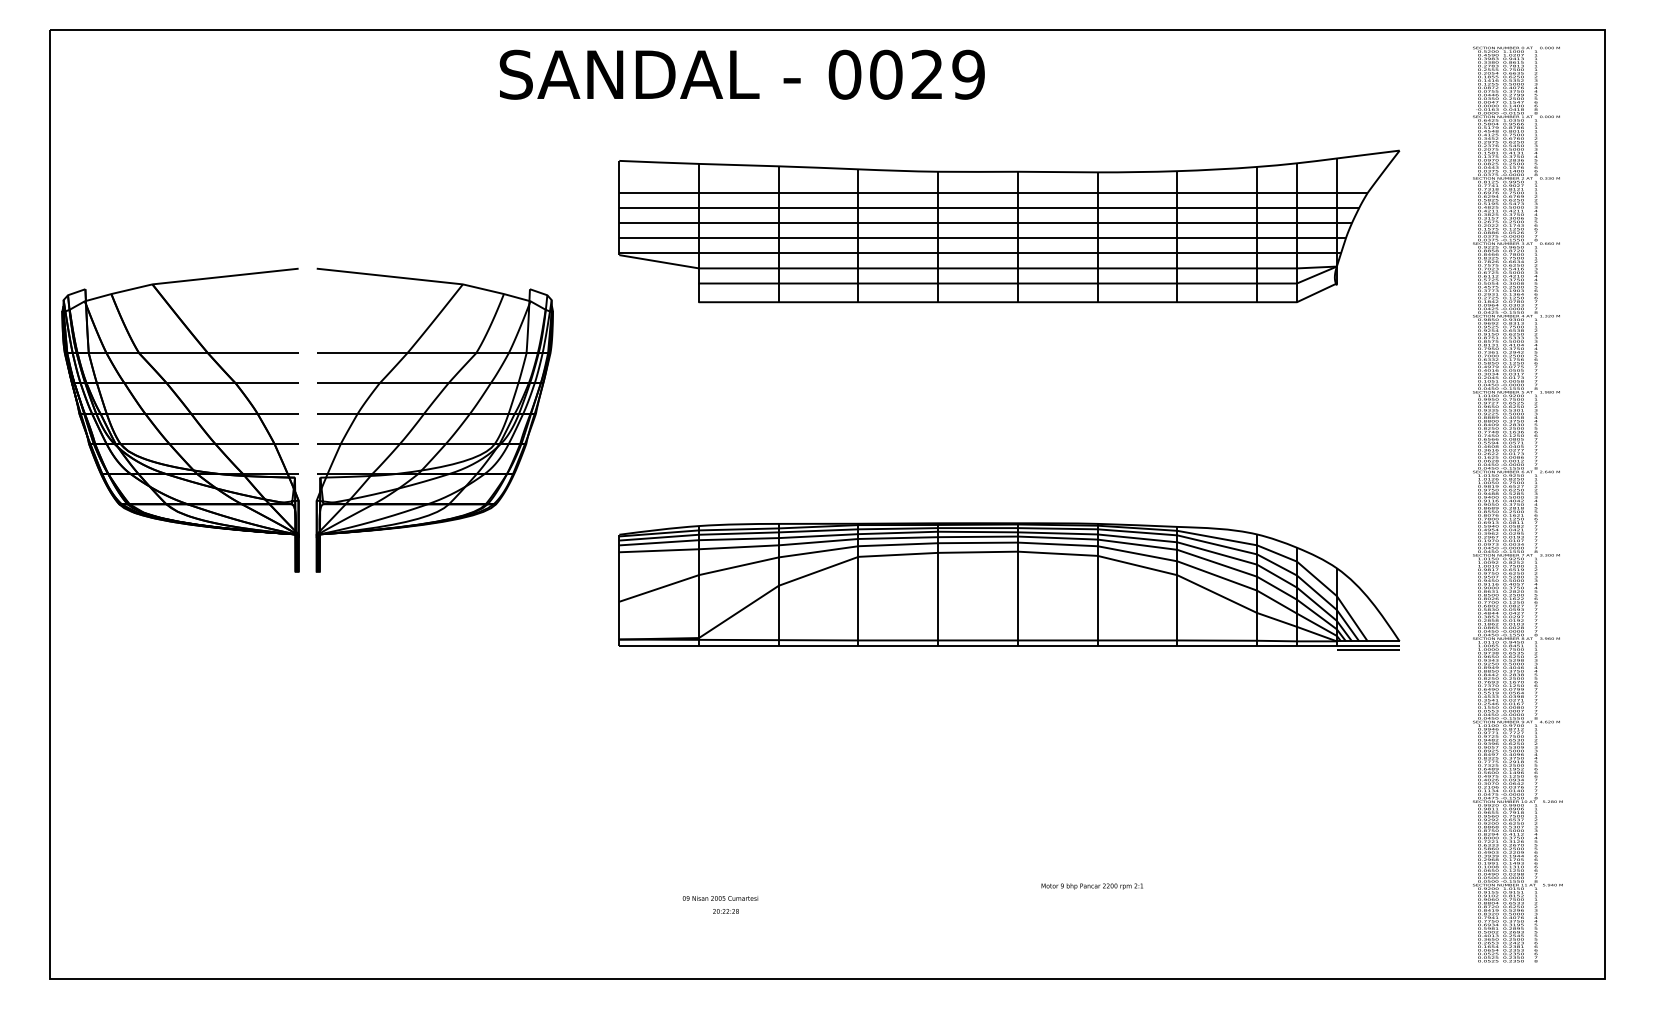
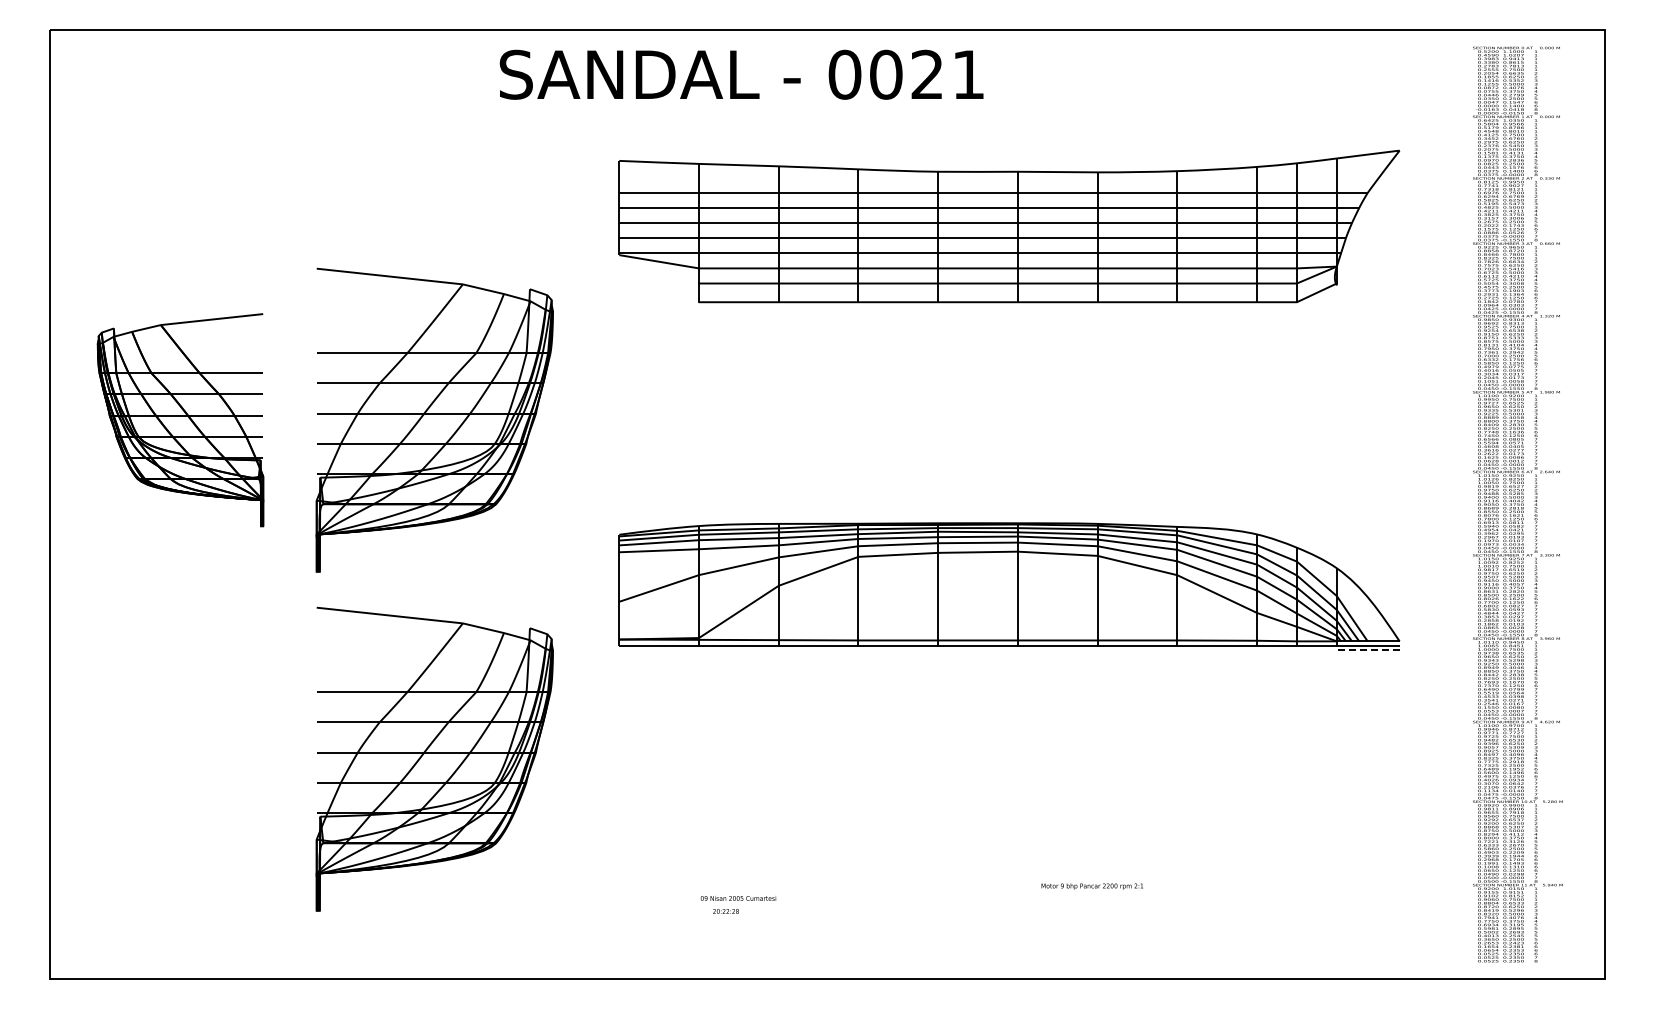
text: 0029 -> 0021 (968, 74)
part size: 239x306 px -> 169x215 px (180, 420)
line: solid -> dashed (1367, 650)
part: none -> present (434, 758)
text position: (720, 898) -> (738, 898) (738, 898)
